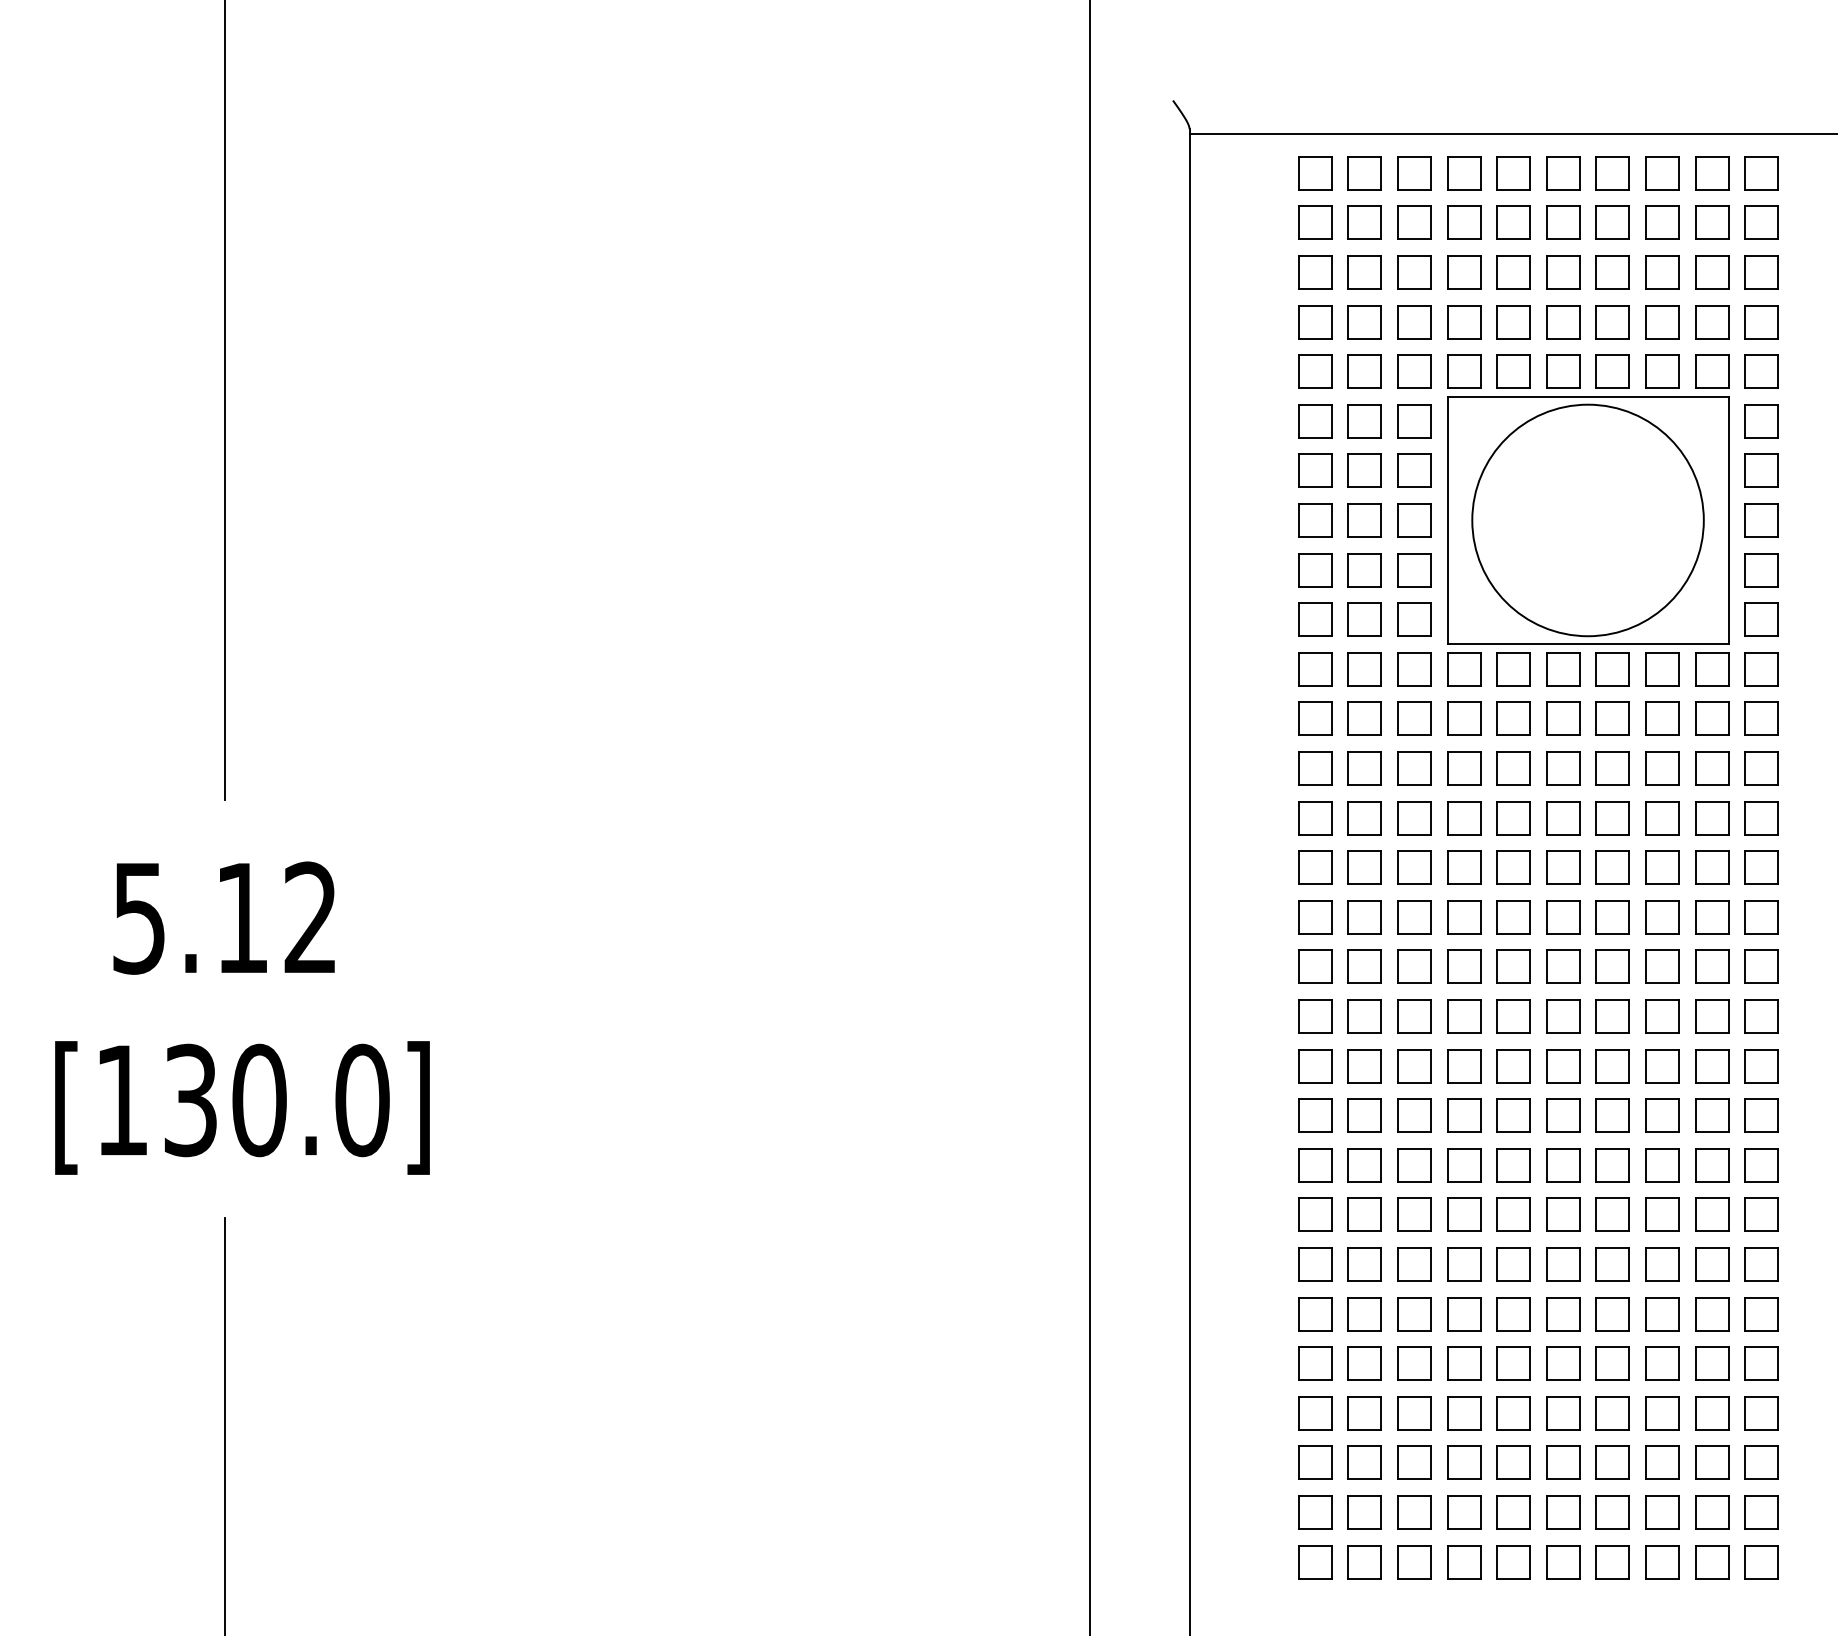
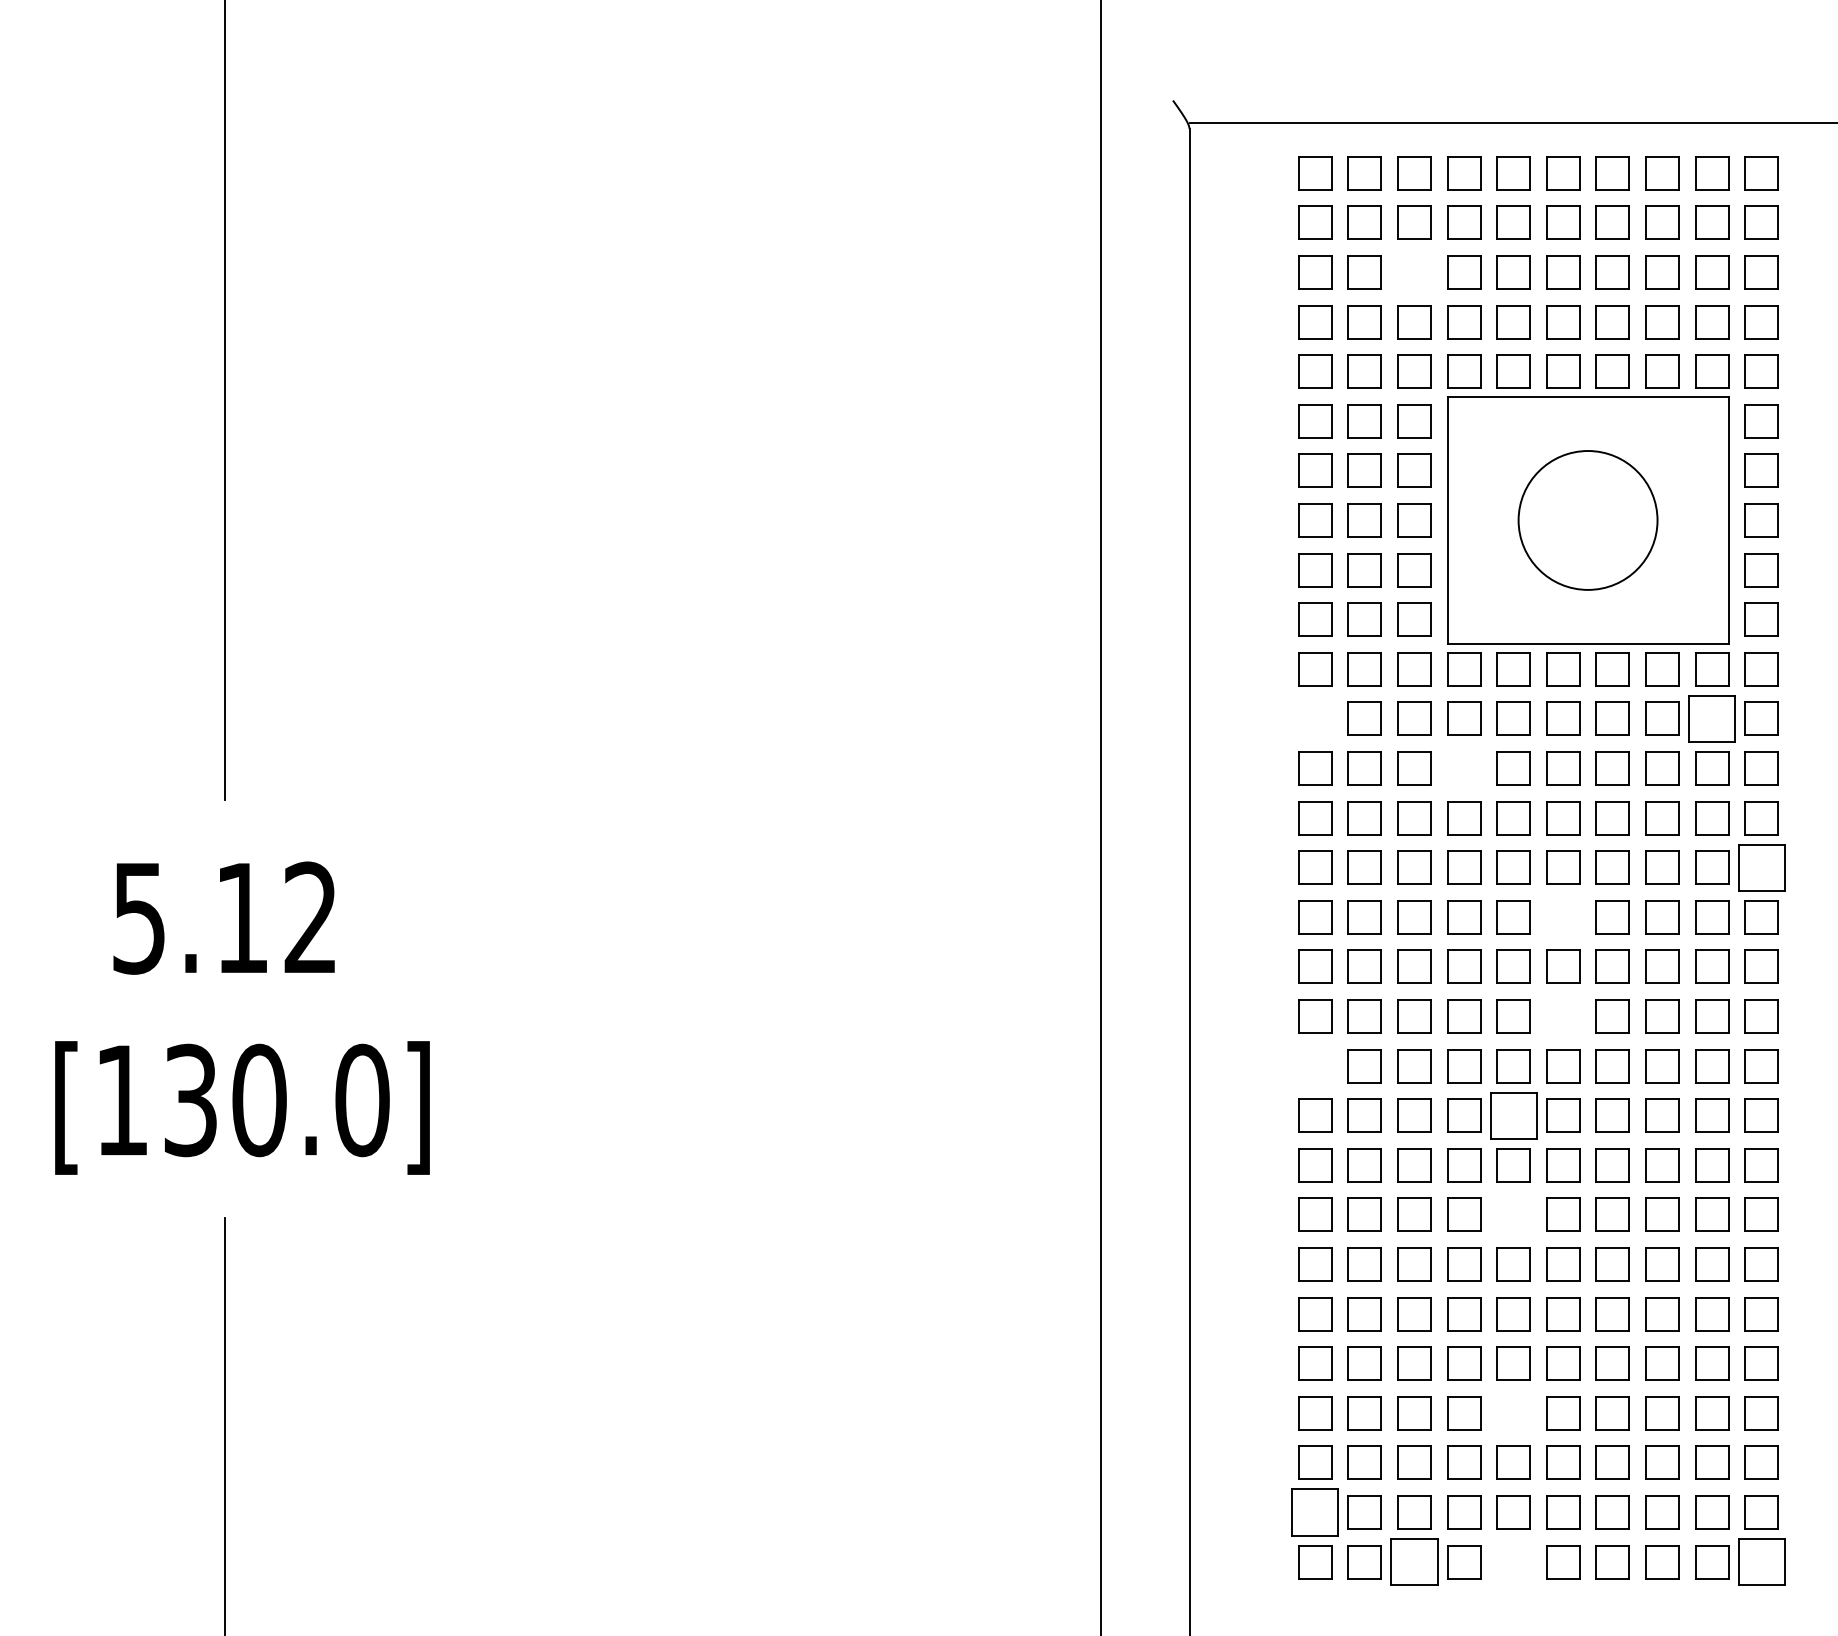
line position: (1511, 133) -> (1511, 122) (1511, 122)
part: present -> none (1414, 272)
circle diameter: 232 px -> 139 px (1587, 520)
part: present -> none (1315, 718)
part size: 35x35 px -> 48x48 px (1711, 718)
part: present -> none (1464, 768)
line position: (1090, 817) -> (1101, 817) (1101, 817)
part size: 35x35 px -> 48x48 px (1761, 867)
part: present -> none (1563, 917)
part: present -> none (1563, 1016)
part: present -> none (1315, 1066)
part size: 35x35 px -> 48x48 px (1513, 1115)
part: present -> none (1513, 1214)
part: present -> none (1513, 1413)
part size: 35x35 px -> 48x49 px (1314, 1512)
part size: 35x35 px -> 49x48 px (1414, 1561)
part: present -> none (1513, 1562)
part size: 35x35 px -> 48x48 px (1761, 1561)
